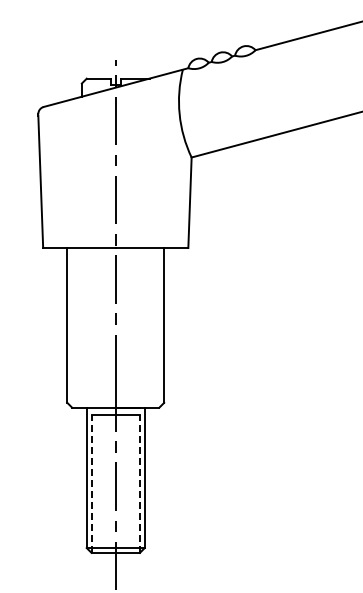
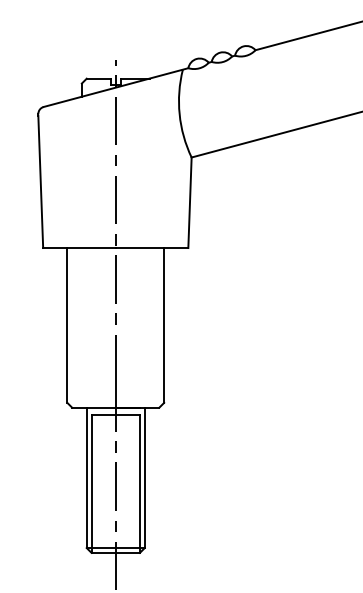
line: dashed -> solid (91, 484)
line: dashed -> solid (139, 484)
